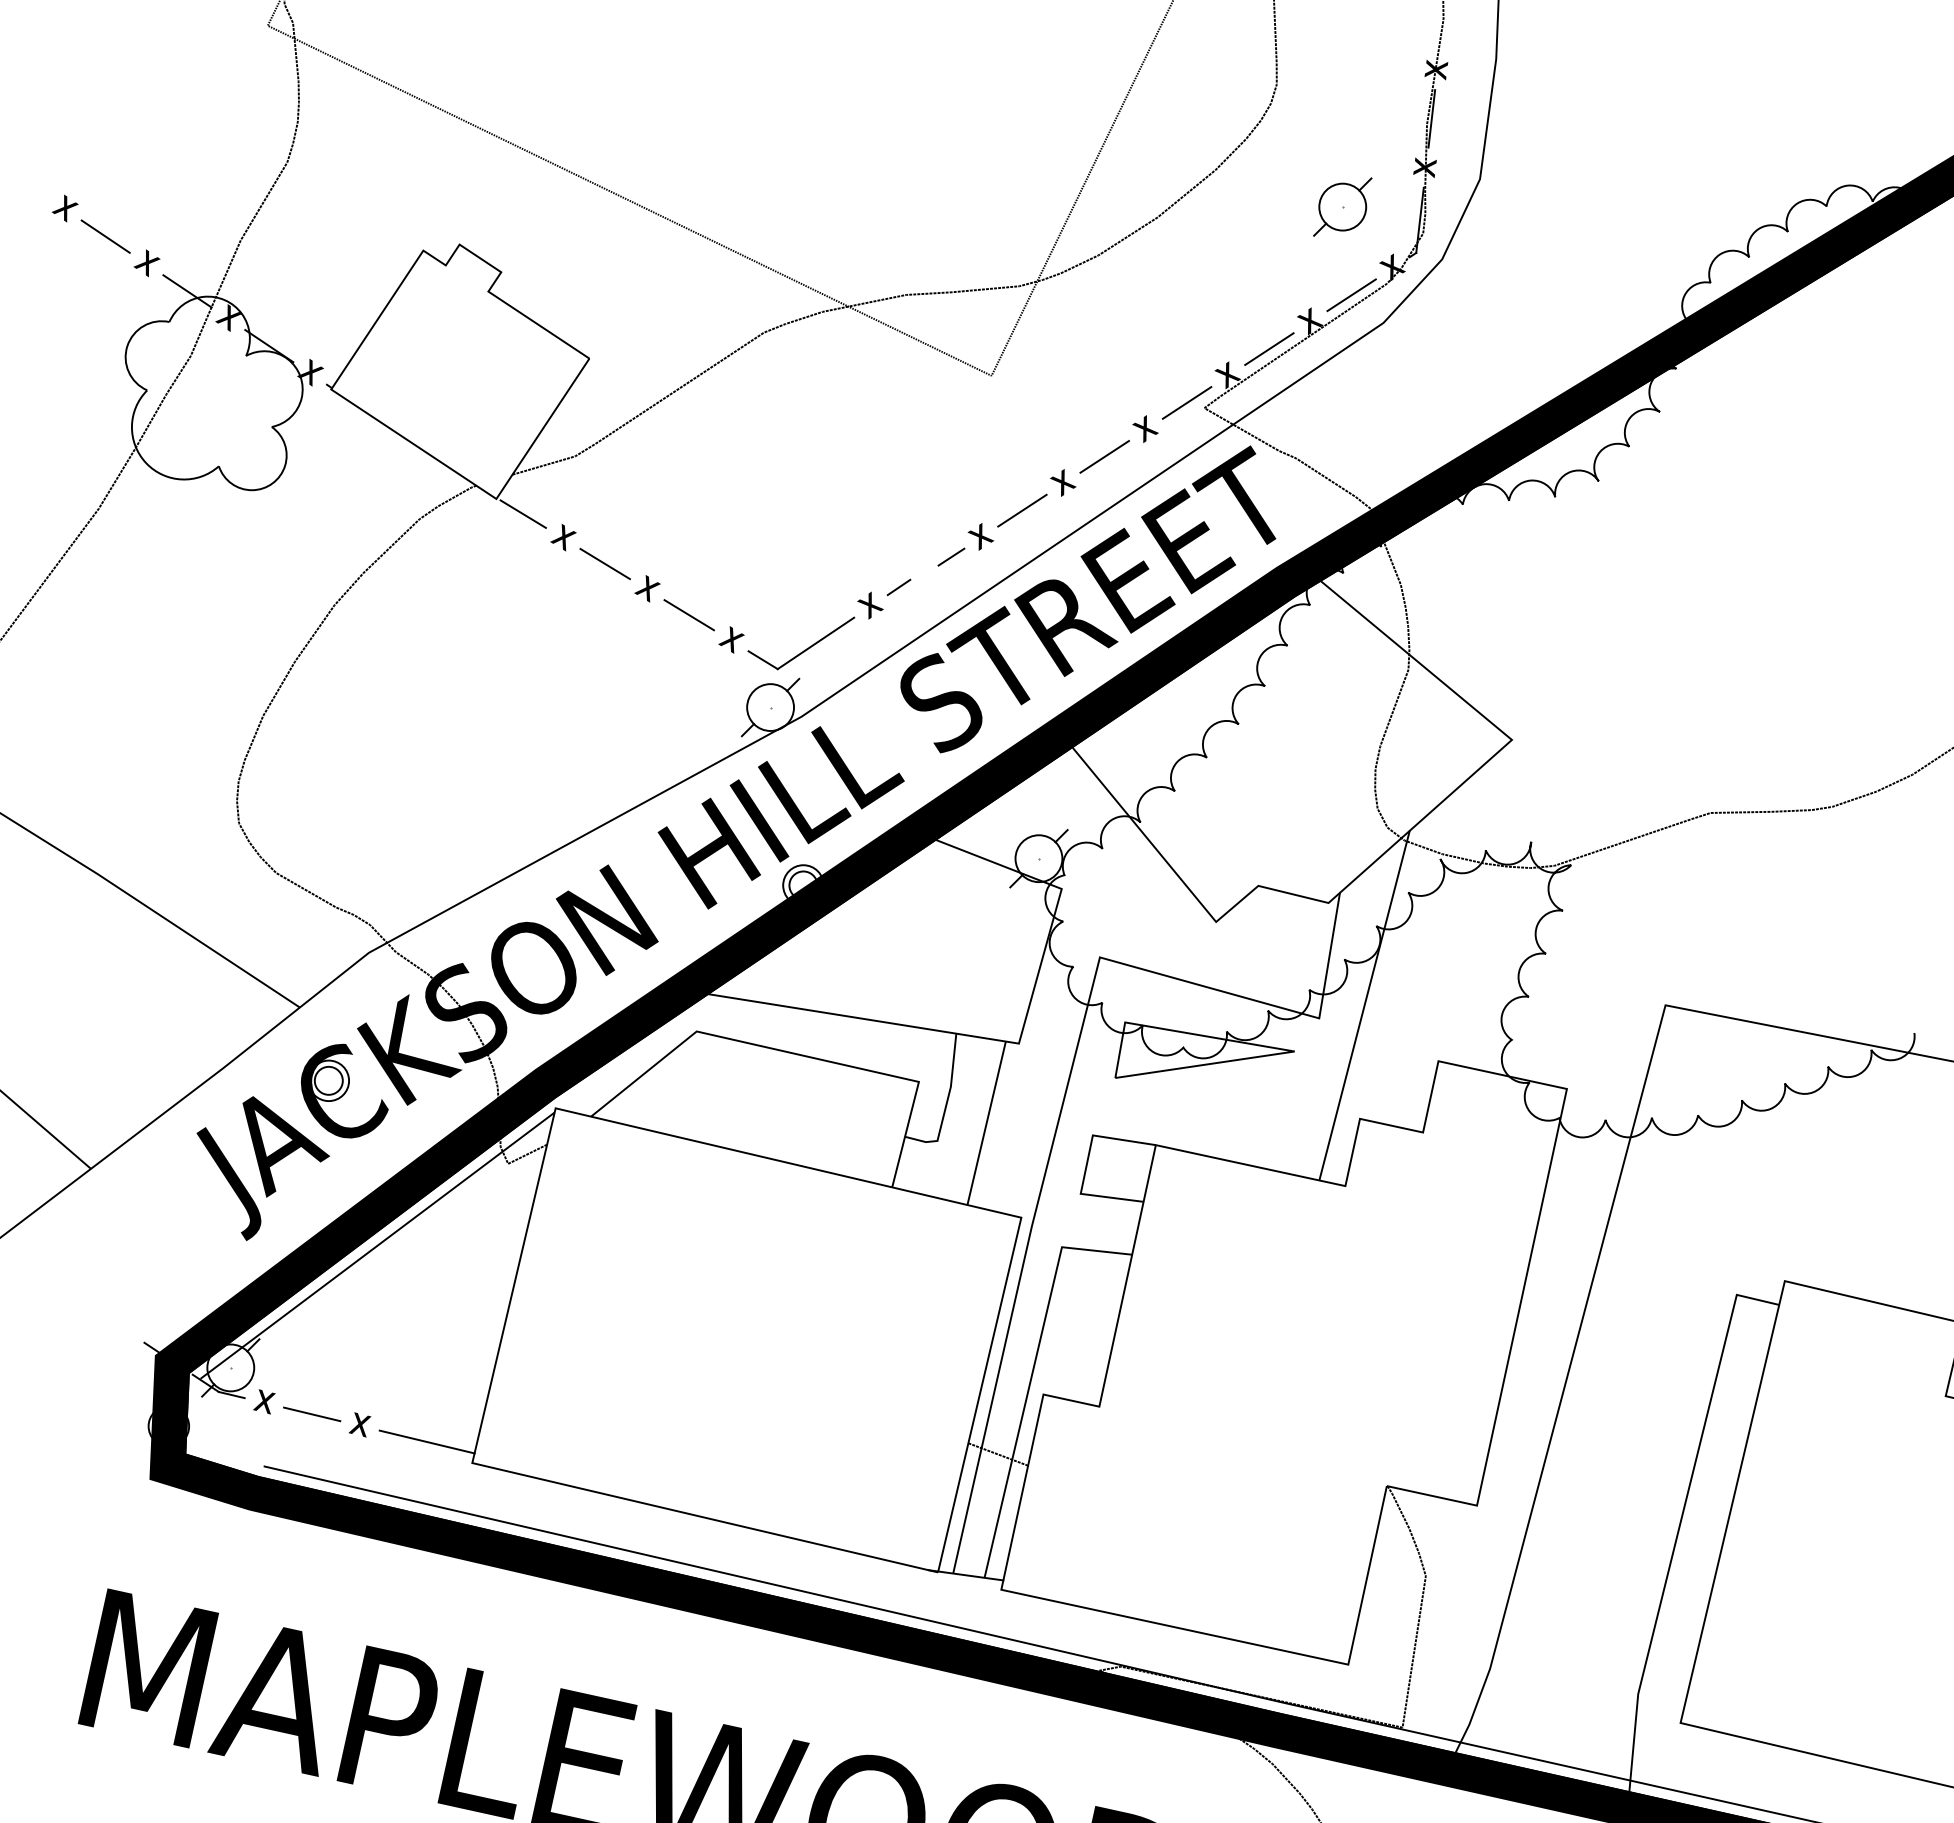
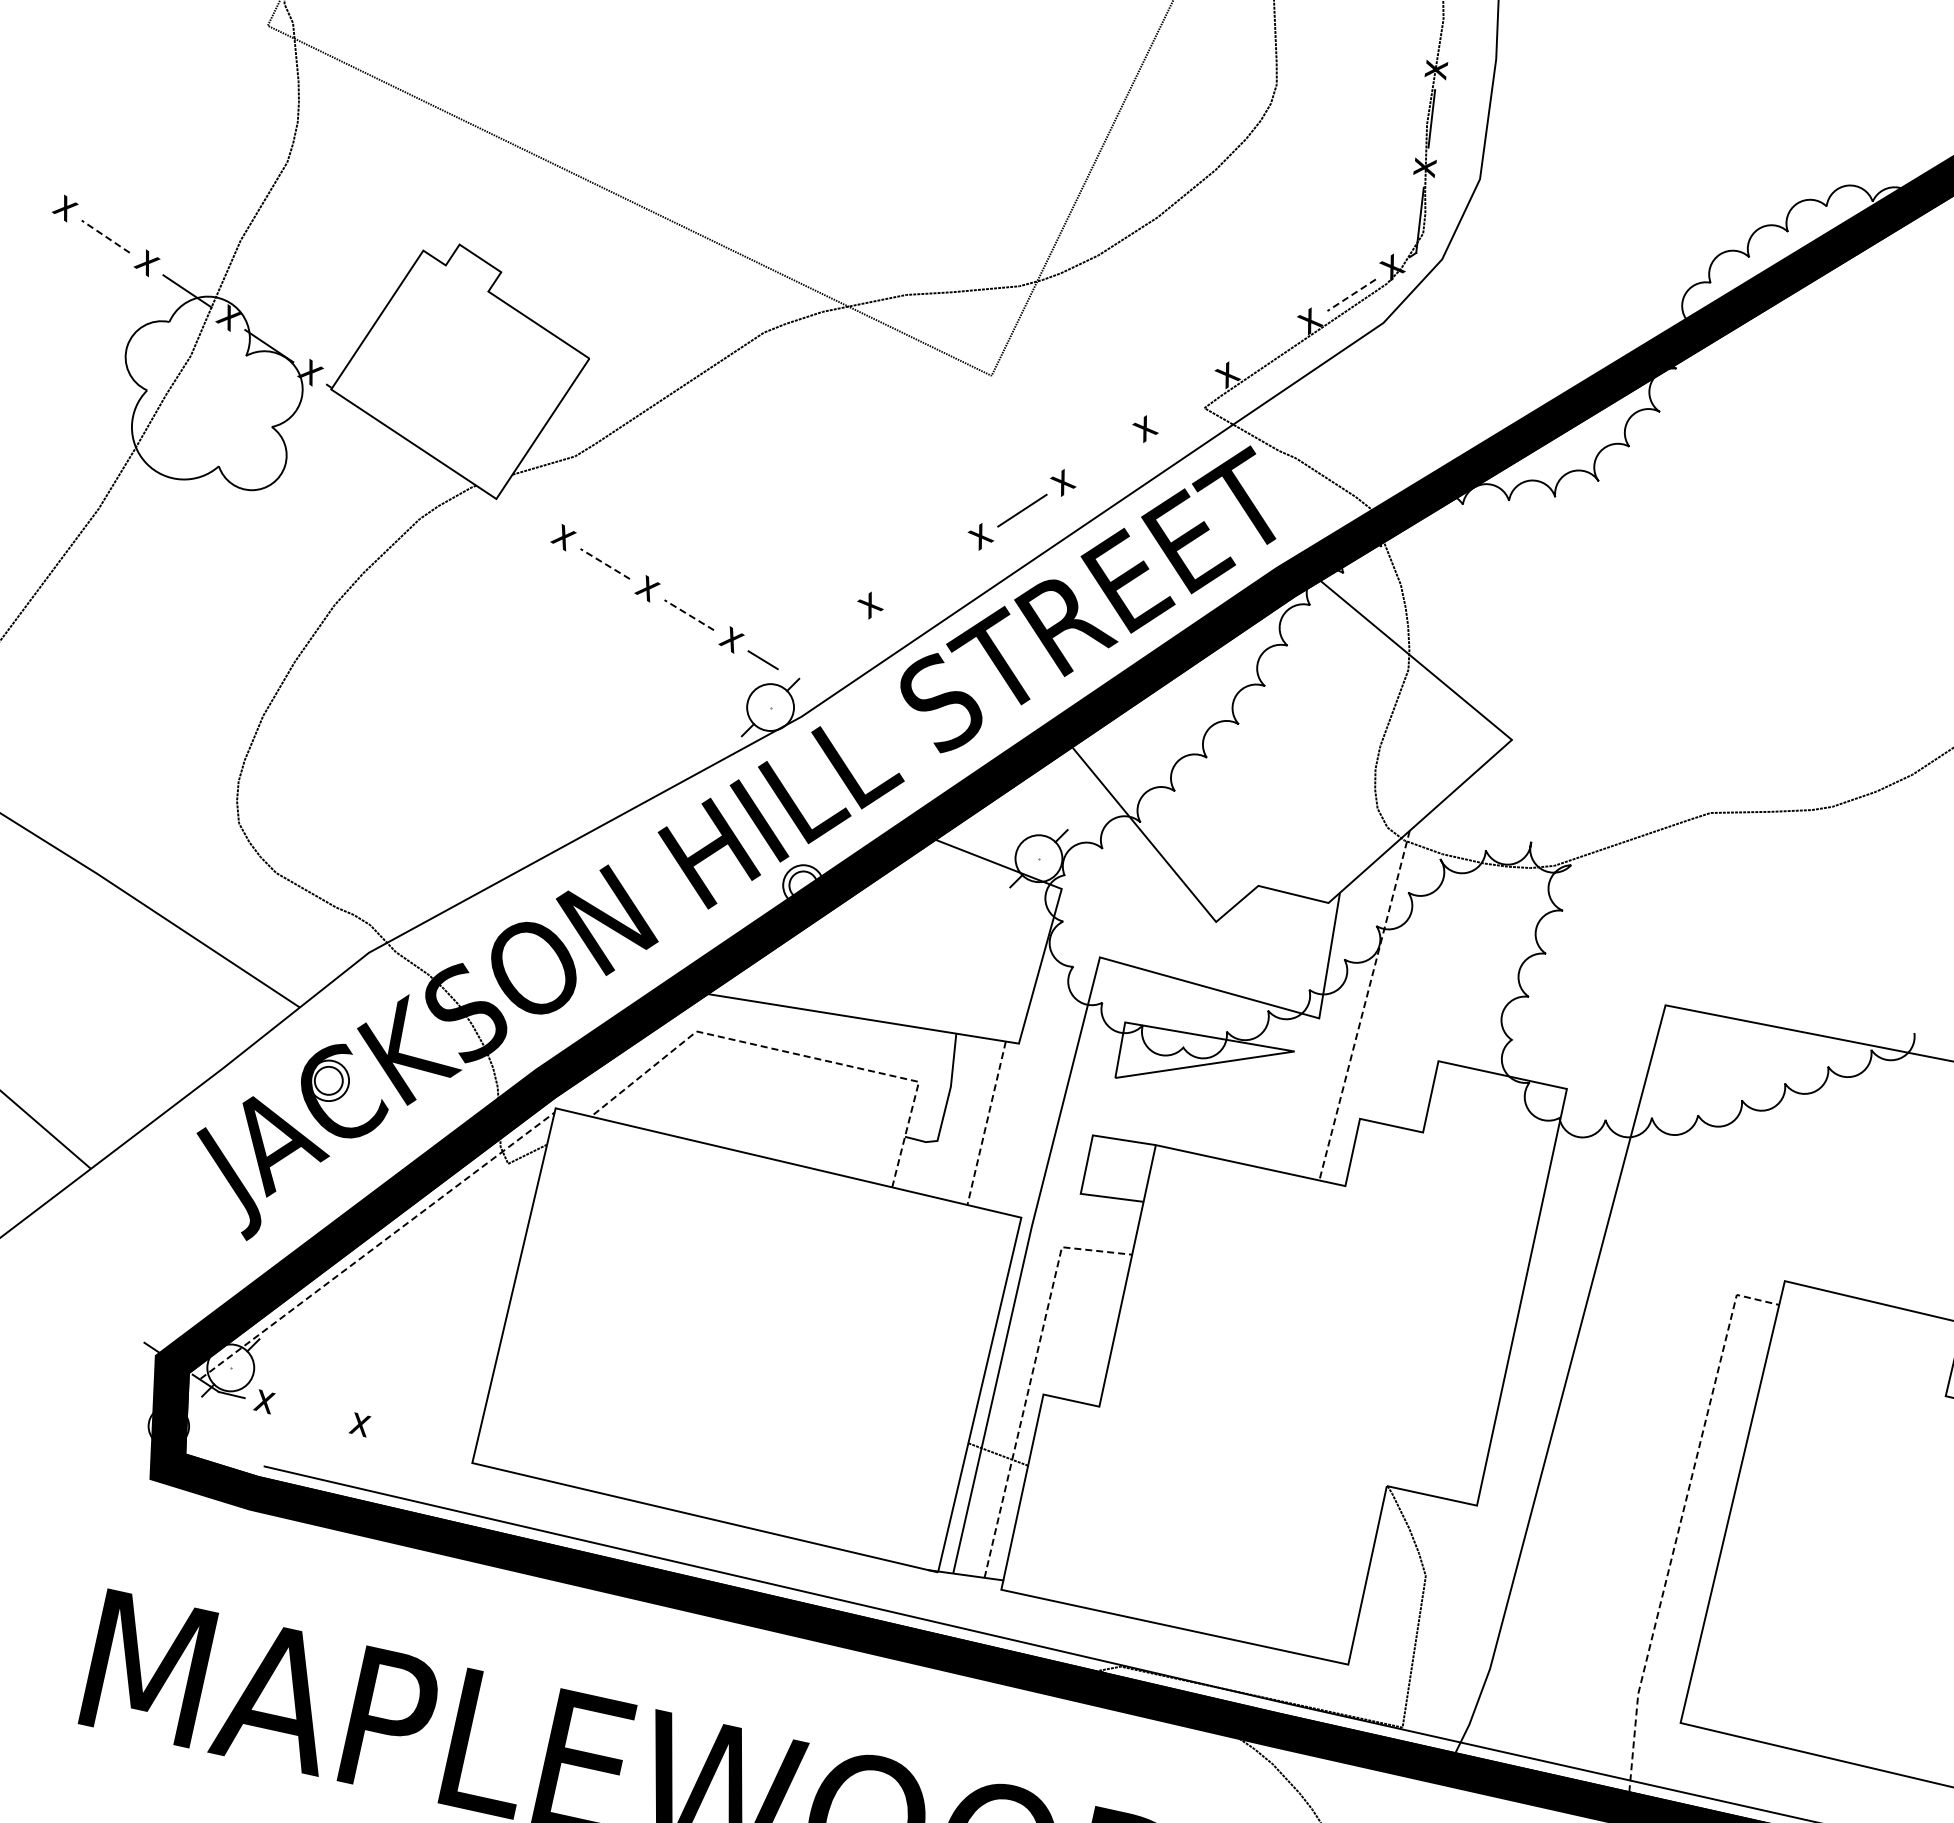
part: present -> none (1342, 206)
line: solid -> dashed (105, 236)
line: solid -> dashed (1351, 295)
line: present -> none (1269, 348)
line: present -> none (1186, 402)
line: present -> none (1104, 456)
line: present -> none (522, 513)
line: present -> none (951, 556)
line: solid -> dashed (605, 564)
line: present -> none (898, 587)
line: solid -> dashed (689, 615)
line: present -> none (815, 643)
line: solid -> dashed (1364, 1005)
line: solid -> dashed (794, 1053)
line: solid -> dashed (986, 1123)
line: solid -> dashed (377, 1245)
line: solid -> dashed (1031, 1377)
line: present -> none (312, 1414)
line: present -> none (426, 1441)
line: solid -> dashed (1681, 1520)
